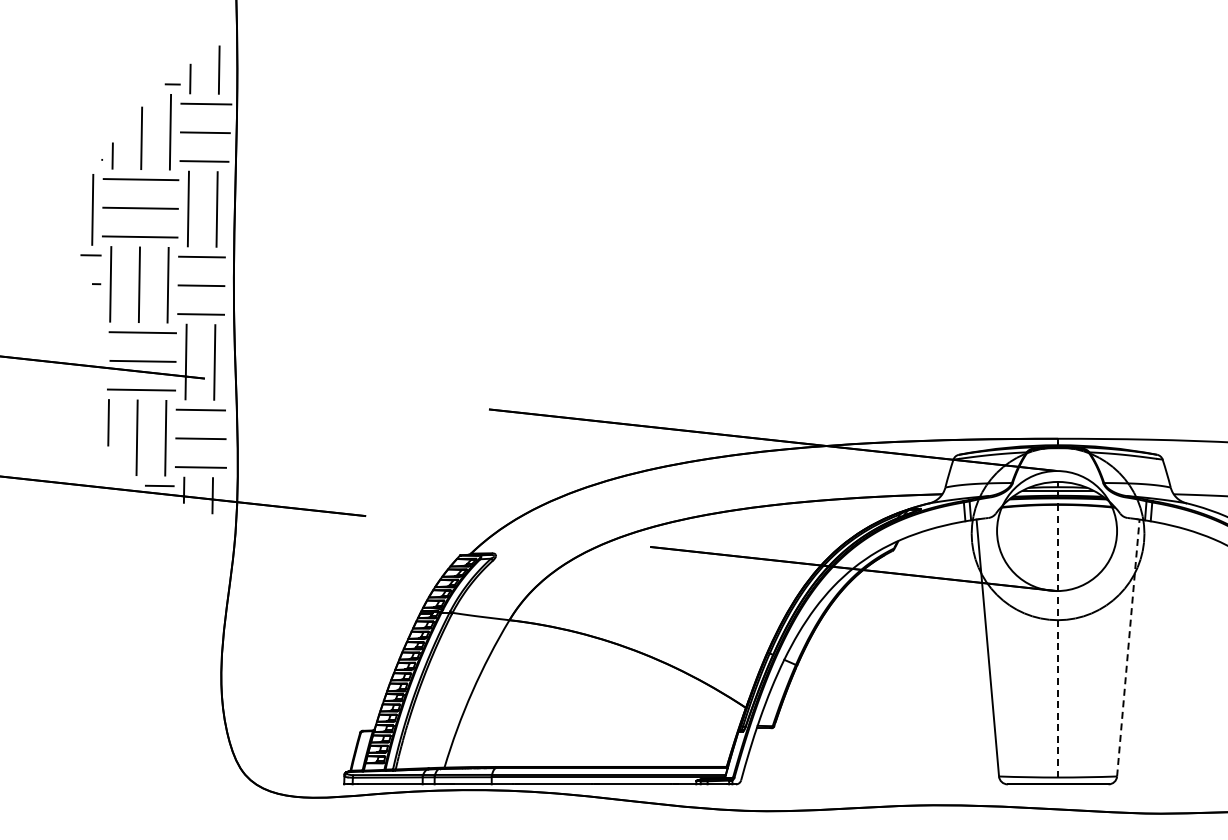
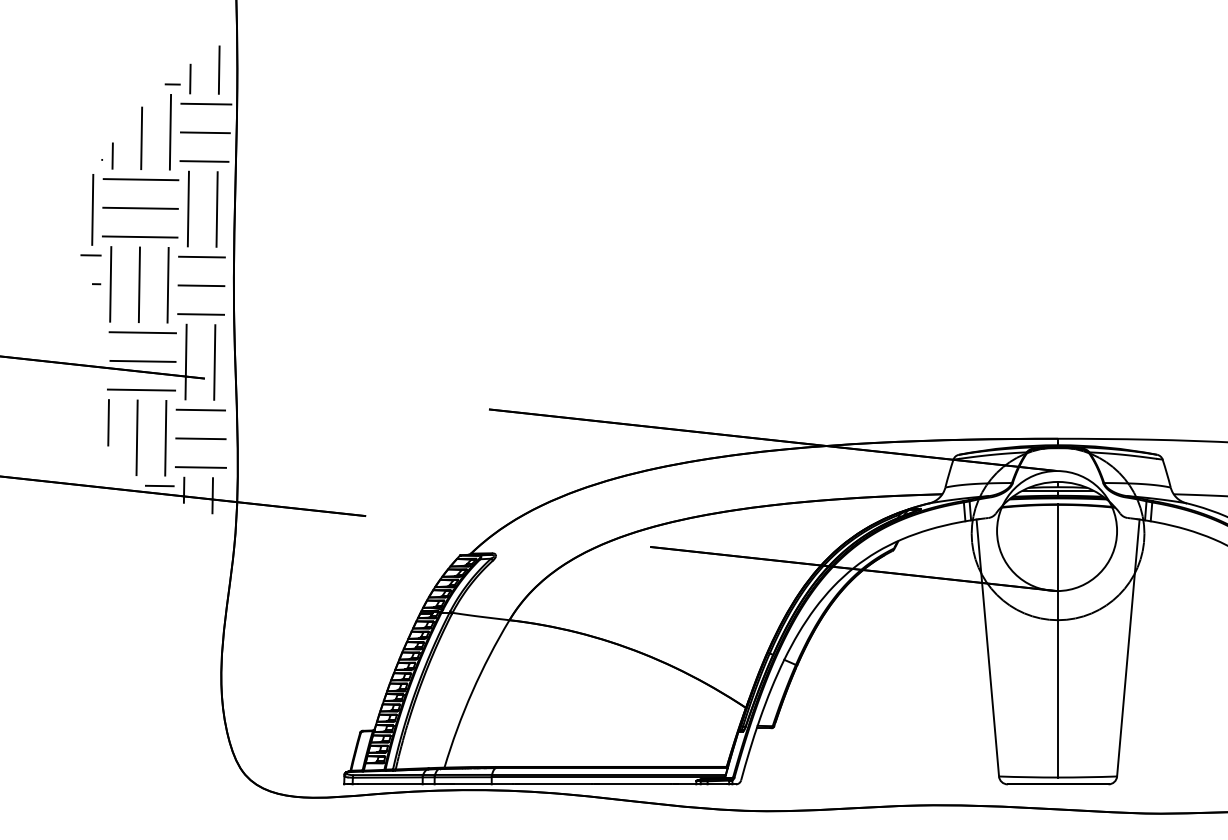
line: dashed -> solid (1058, 640)
line: dashed -> solid (1128, 648)
